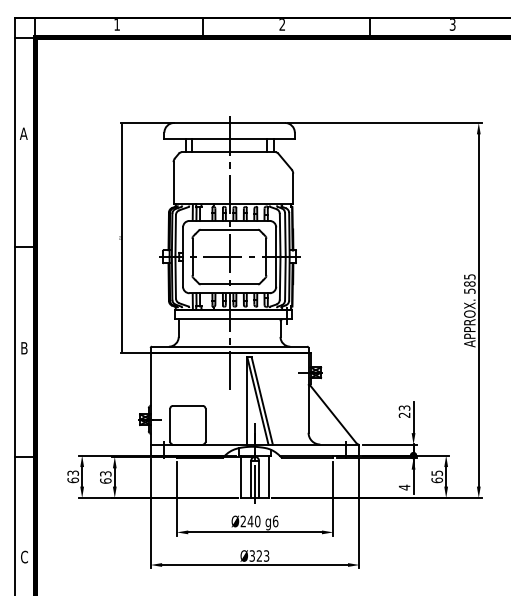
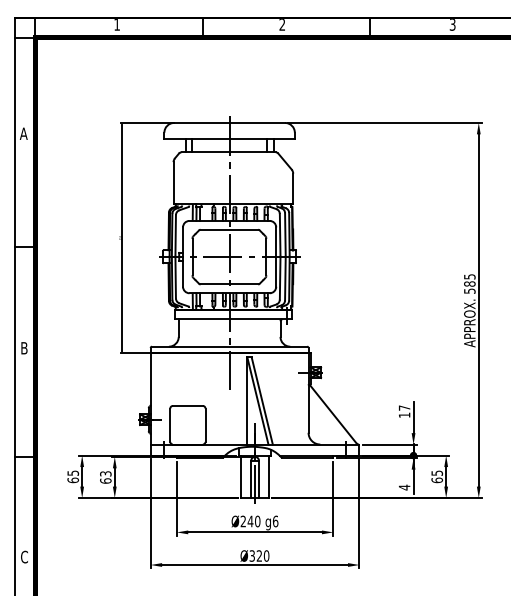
text: 23 -> 17 (404, 411)
text: 63 -> 65 (72, 472)
text: Ø323 -> Ø320 (266, 555)
